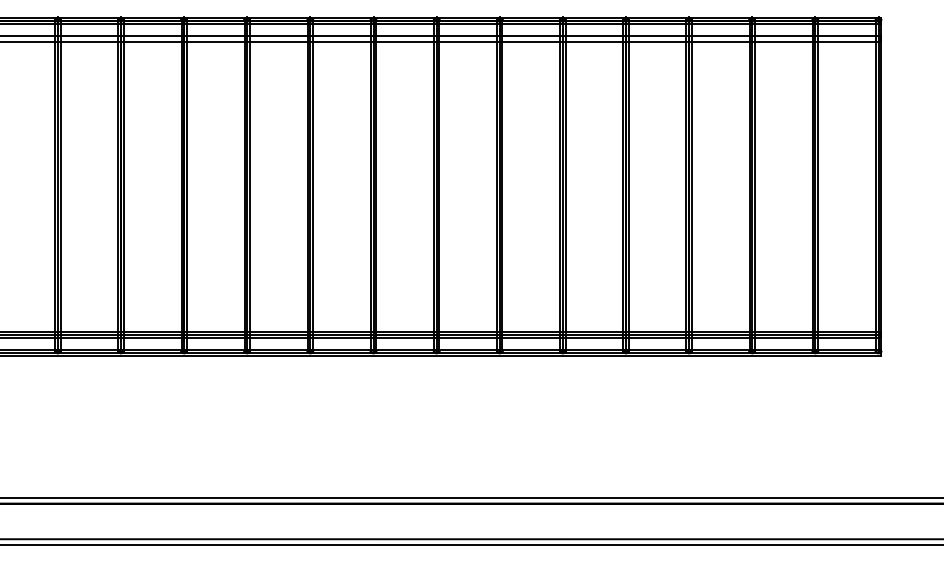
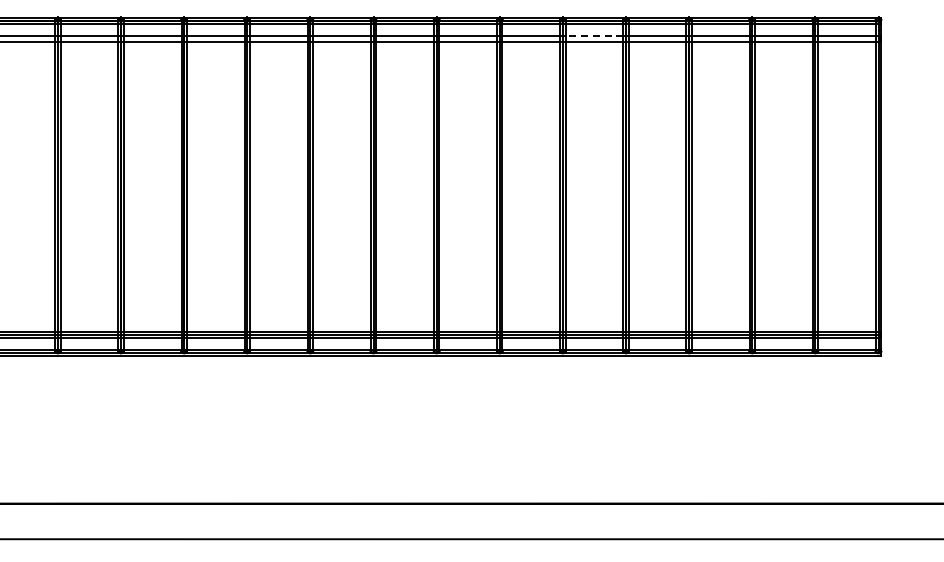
line: solid -> dashed (594, 35)
line: present -> none (471, 497)
line: present -> none (471, 545)
